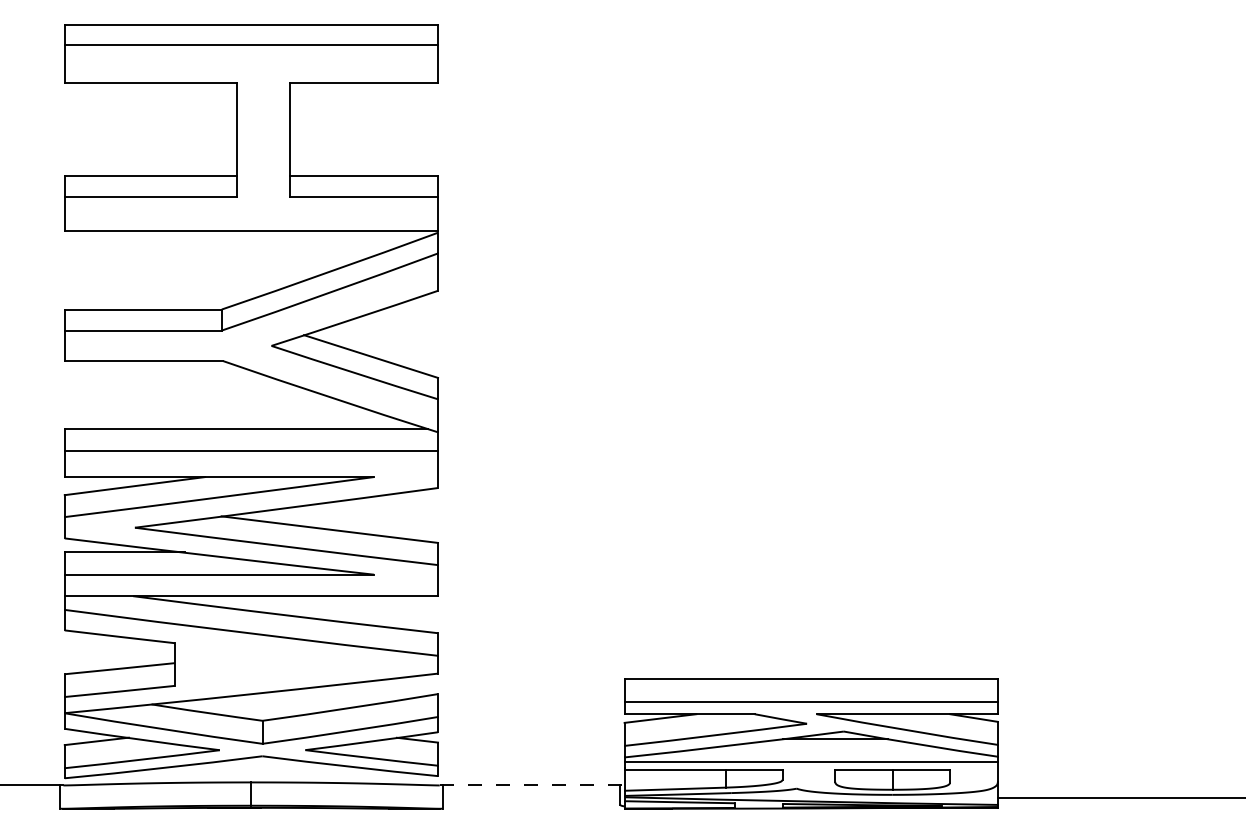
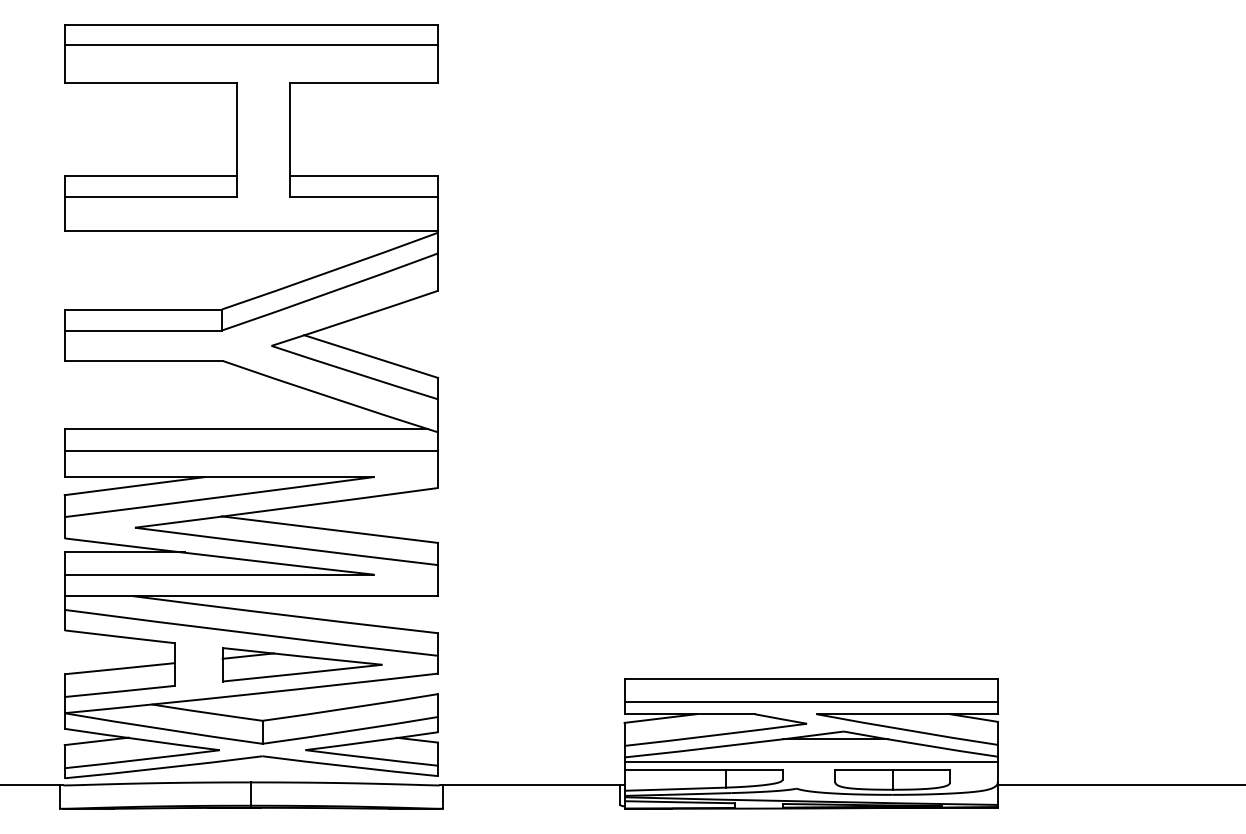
part: none -> present (301, 664)
line: dashed -> solid (532, 785)
line position: (1119, 798) -> (1119, 785) (1119, 785)
